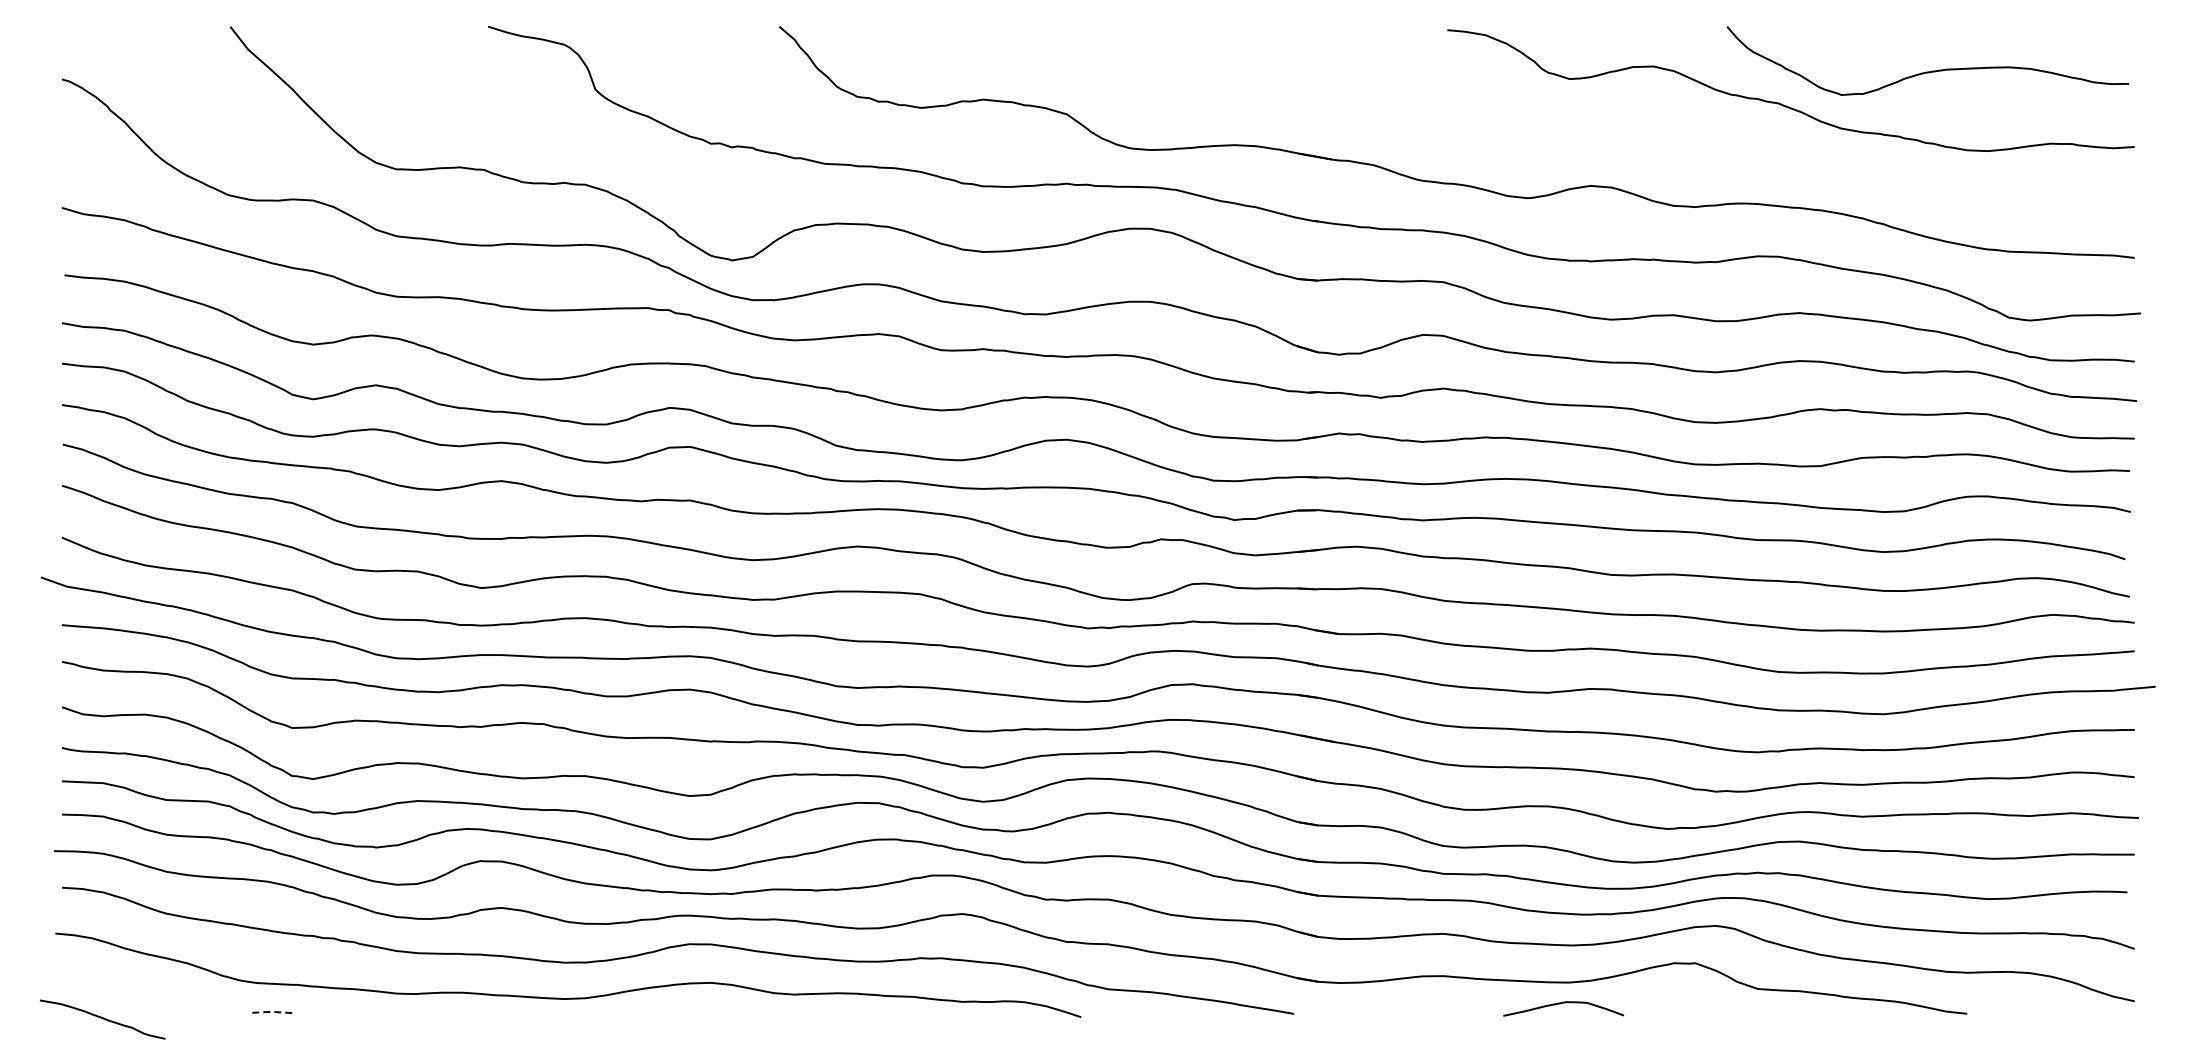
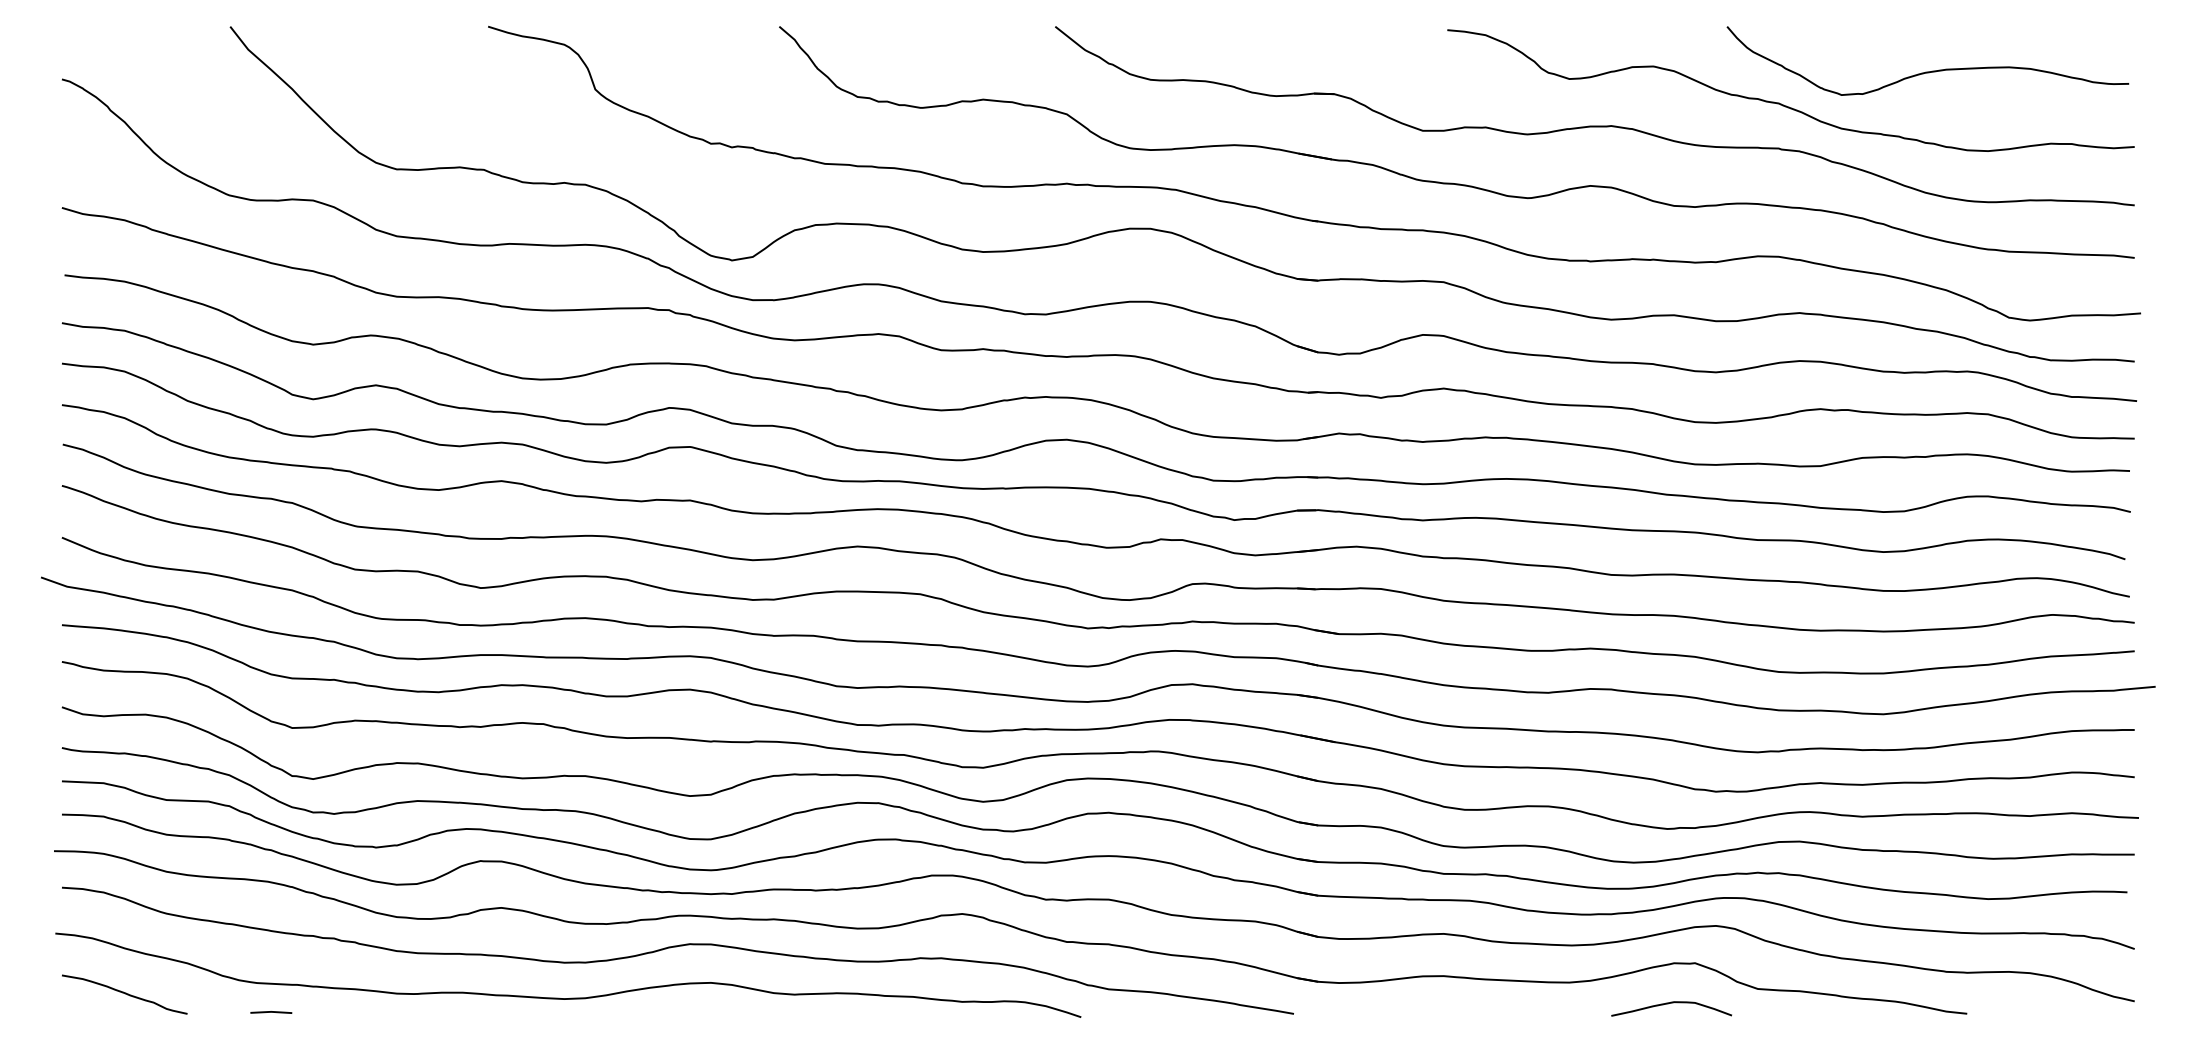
part: none -> present (1594, 125)
curve position: (1563, 1003) -> (1671, 1003) (1671, 1003)
line: dashed -> solid (271, 1011)
curve position: (102, 1018) -> (124, 993) (124, 993)
